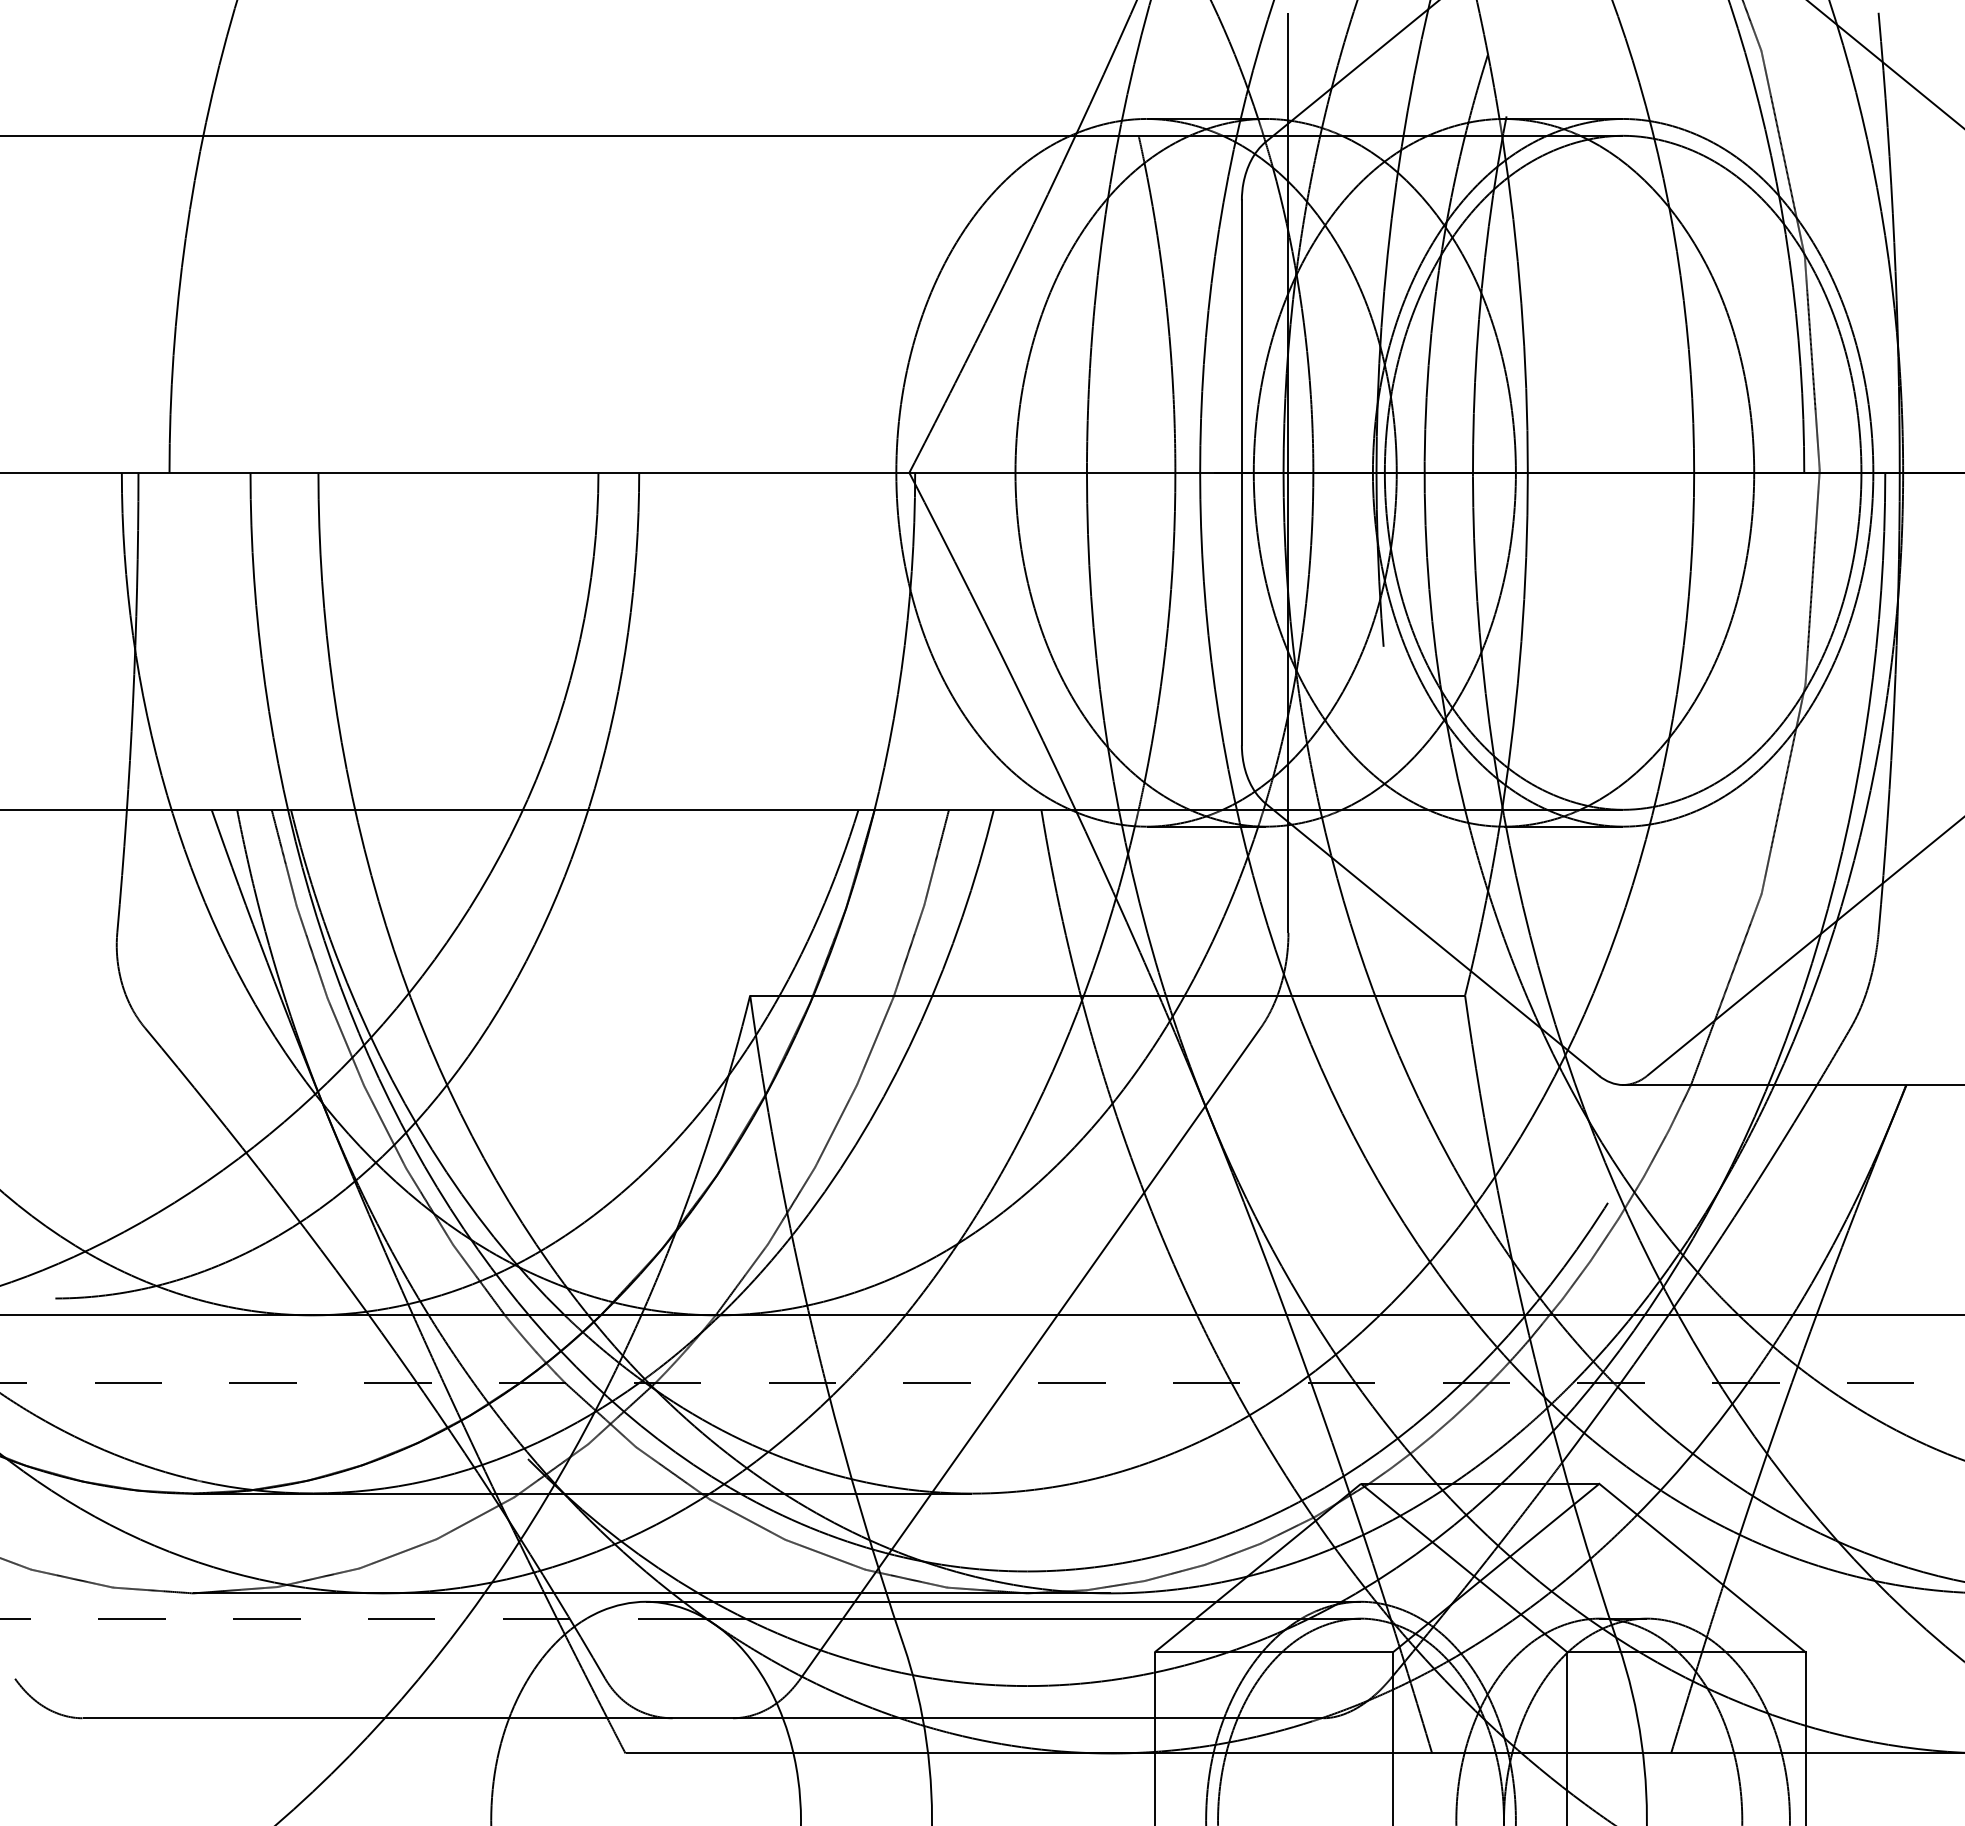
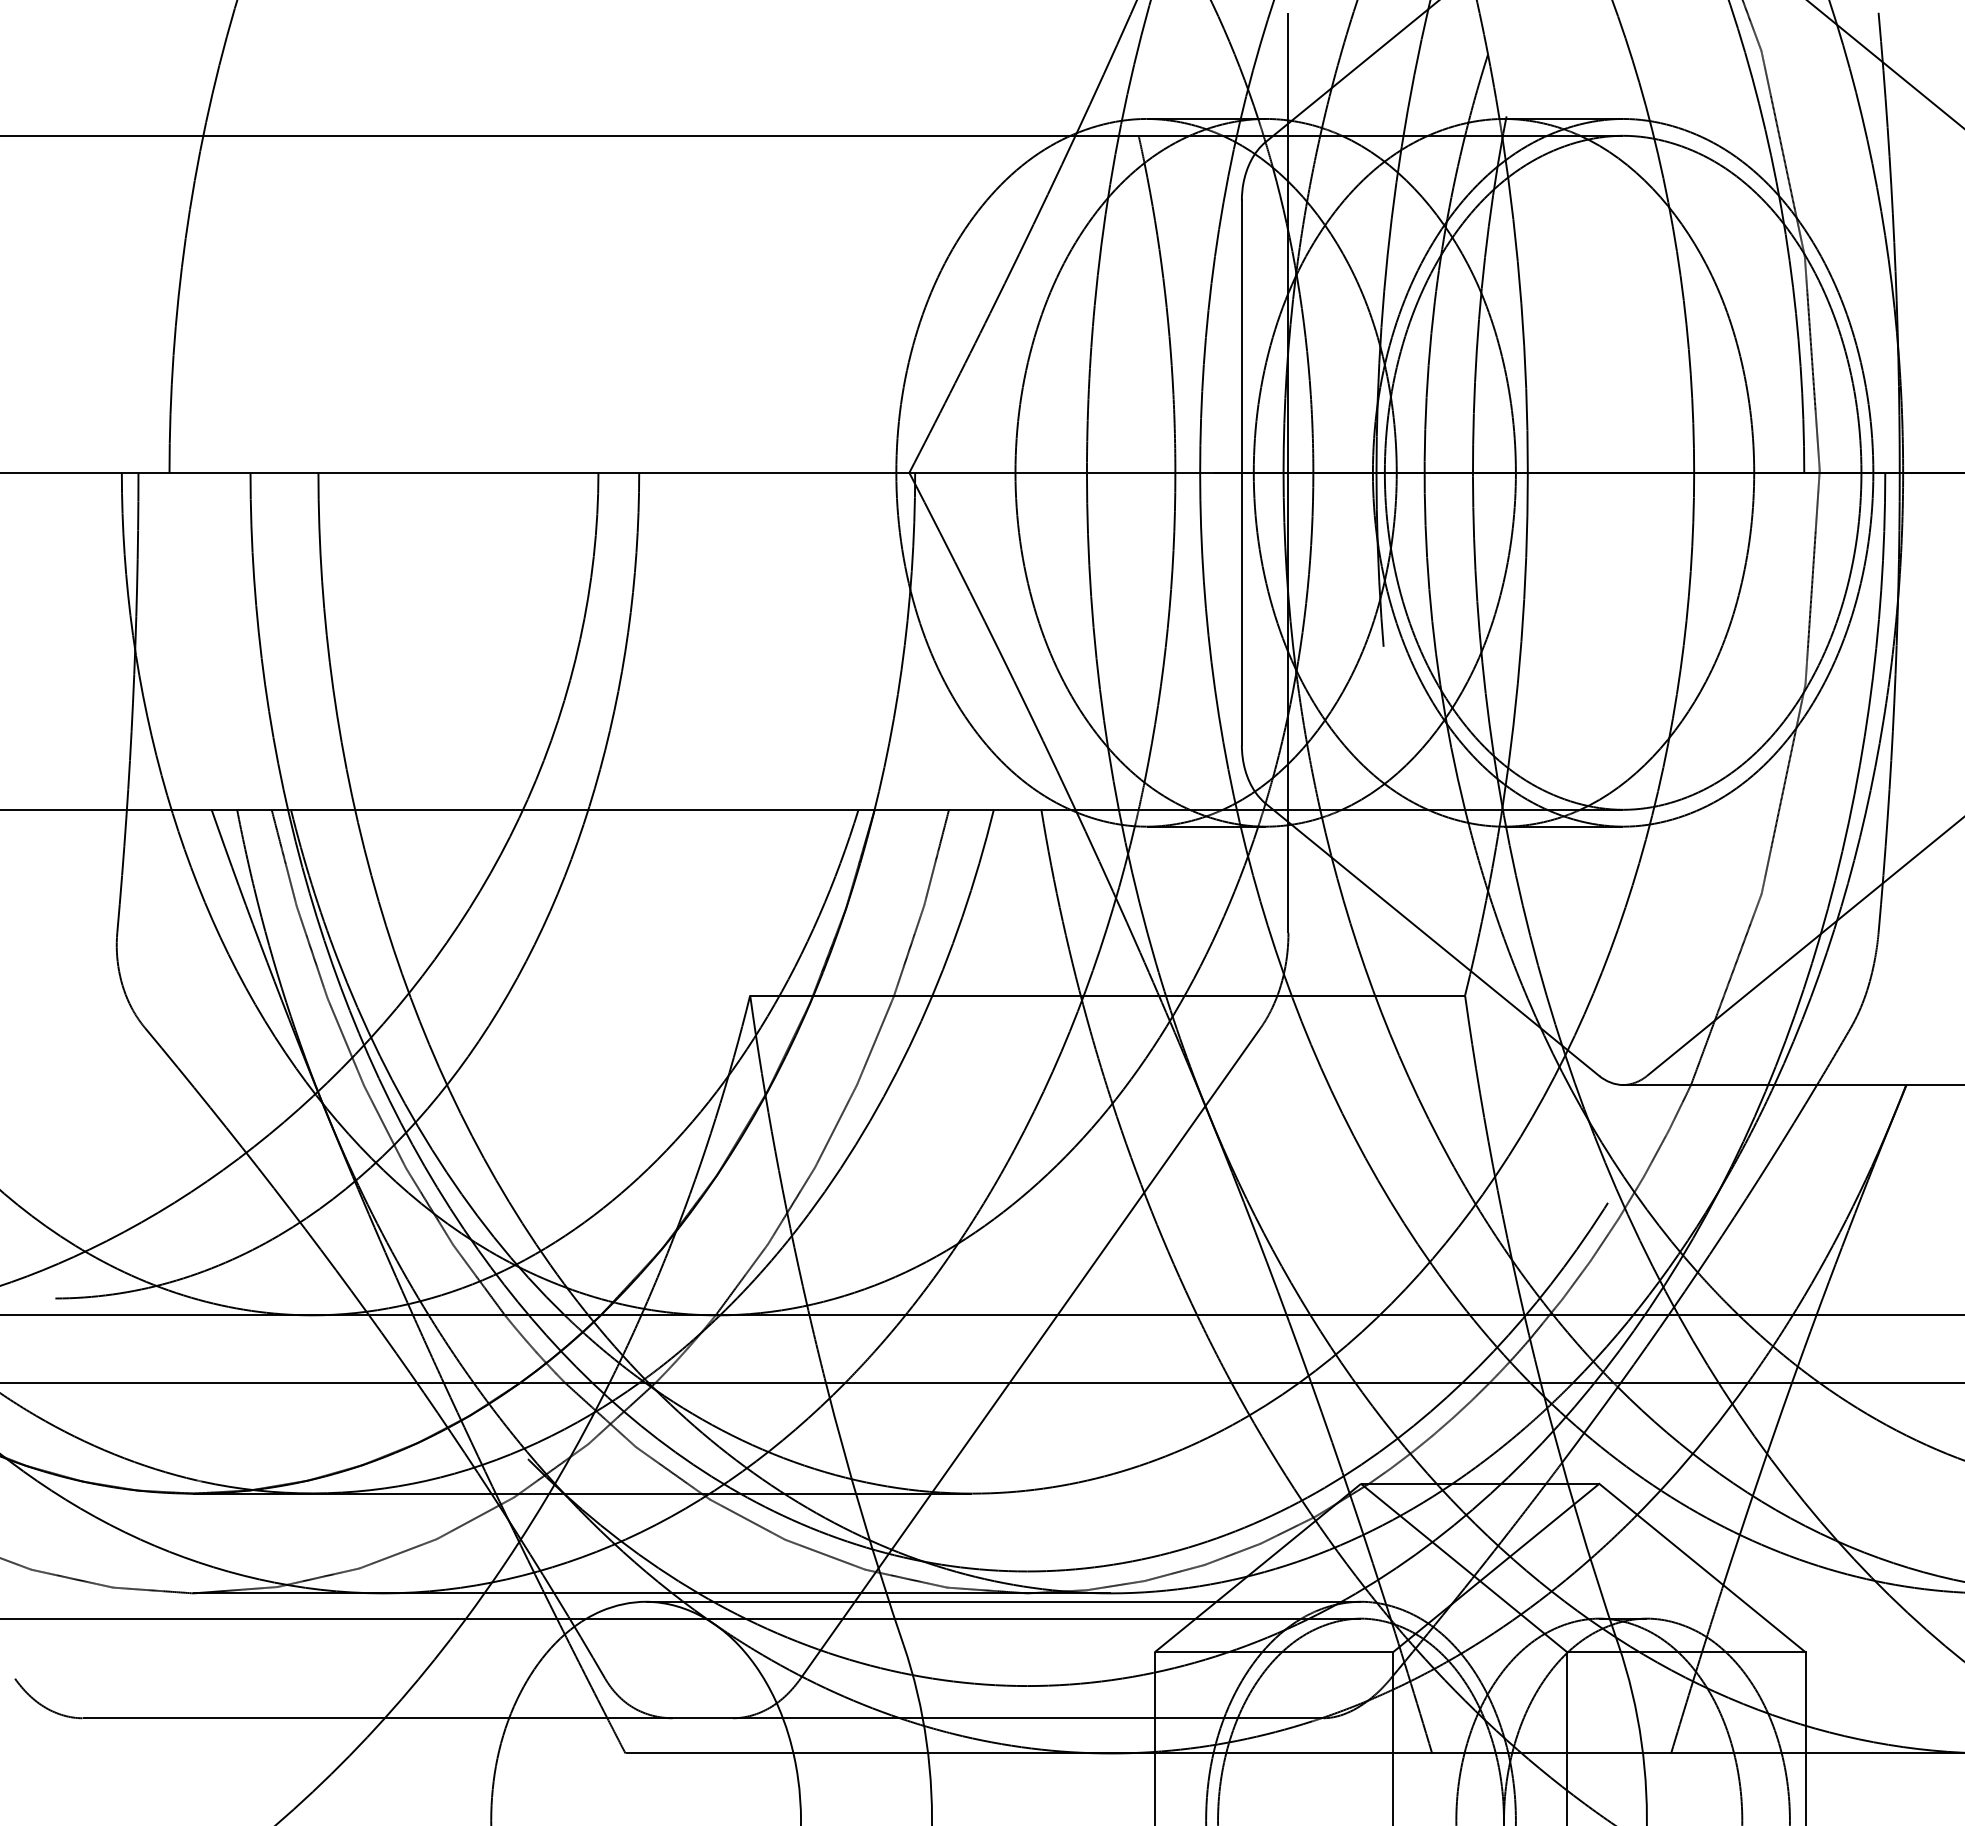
line: dashed -> solid (982, 1382)
line: dashed -> solid (352, 1618)
